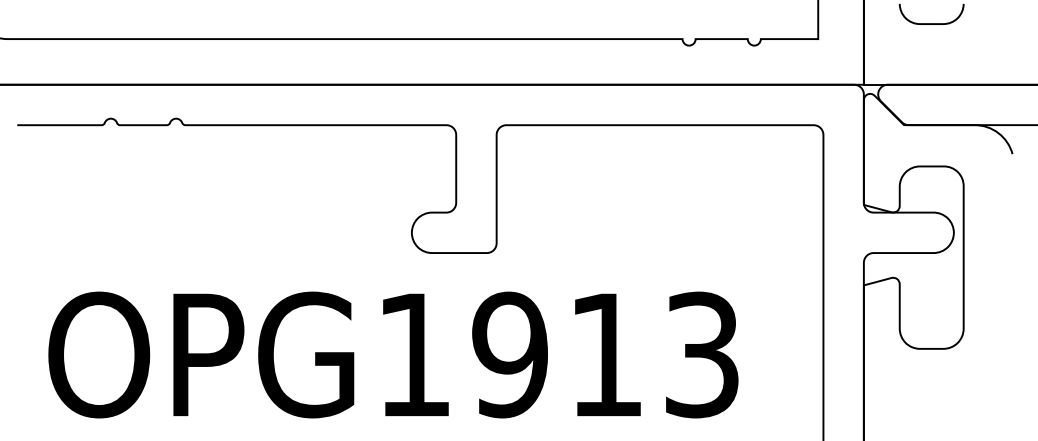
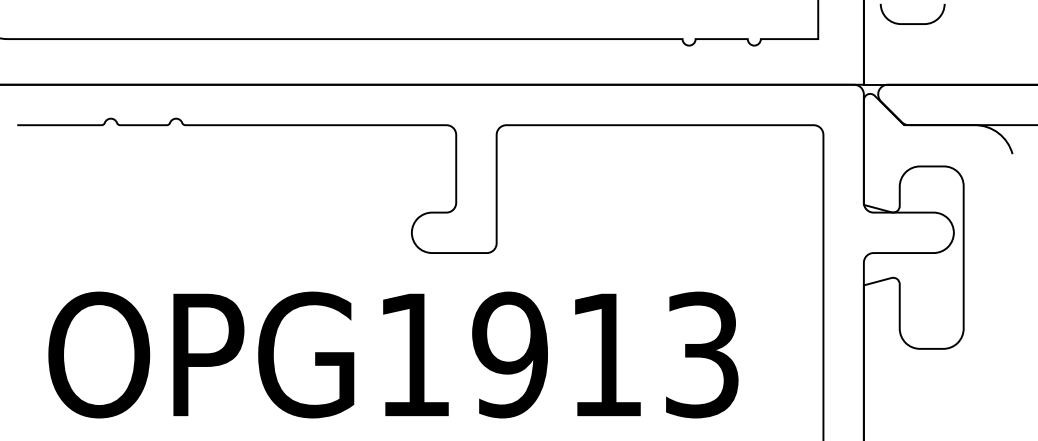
curve position: (931, 23) -> (912, 23) (912, 23)
